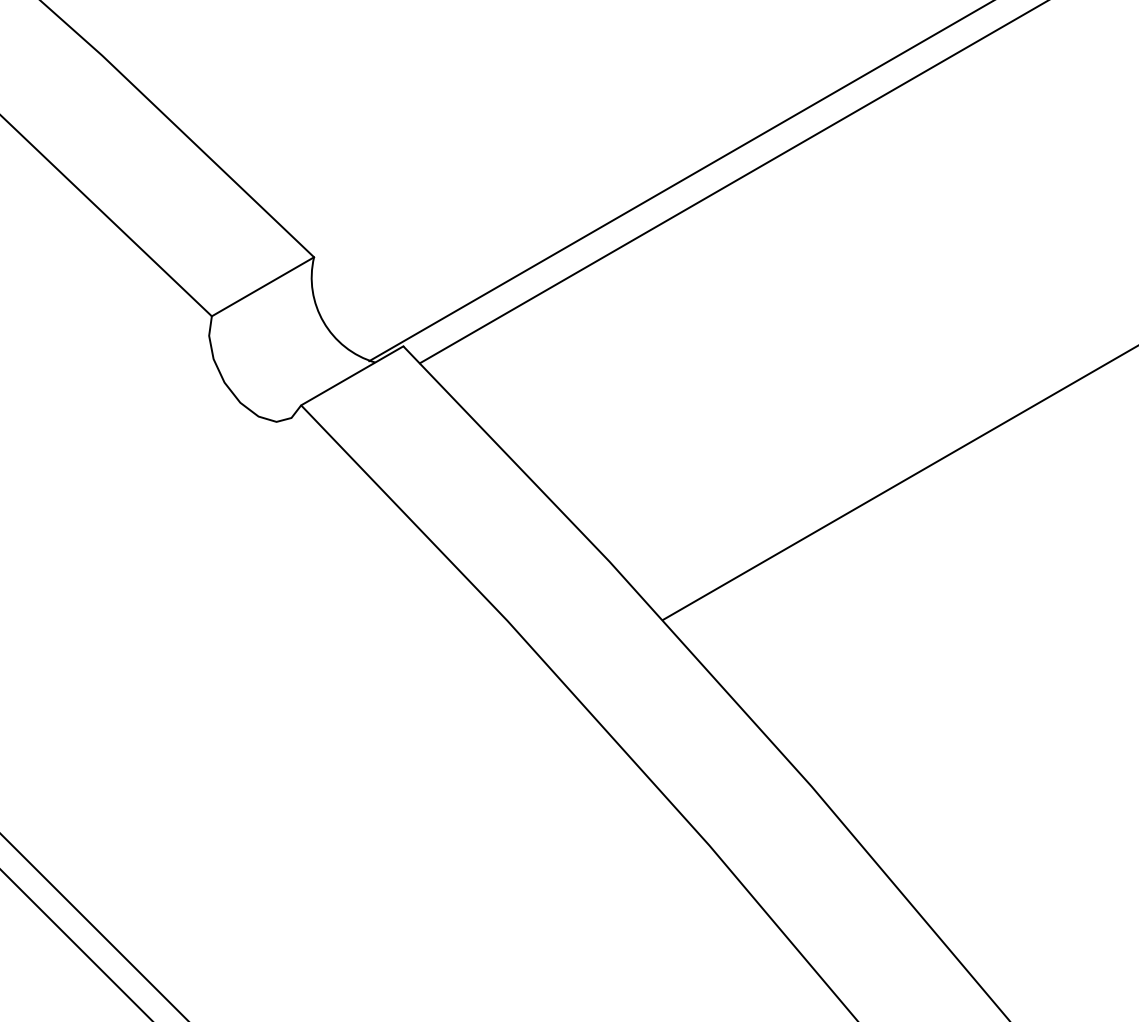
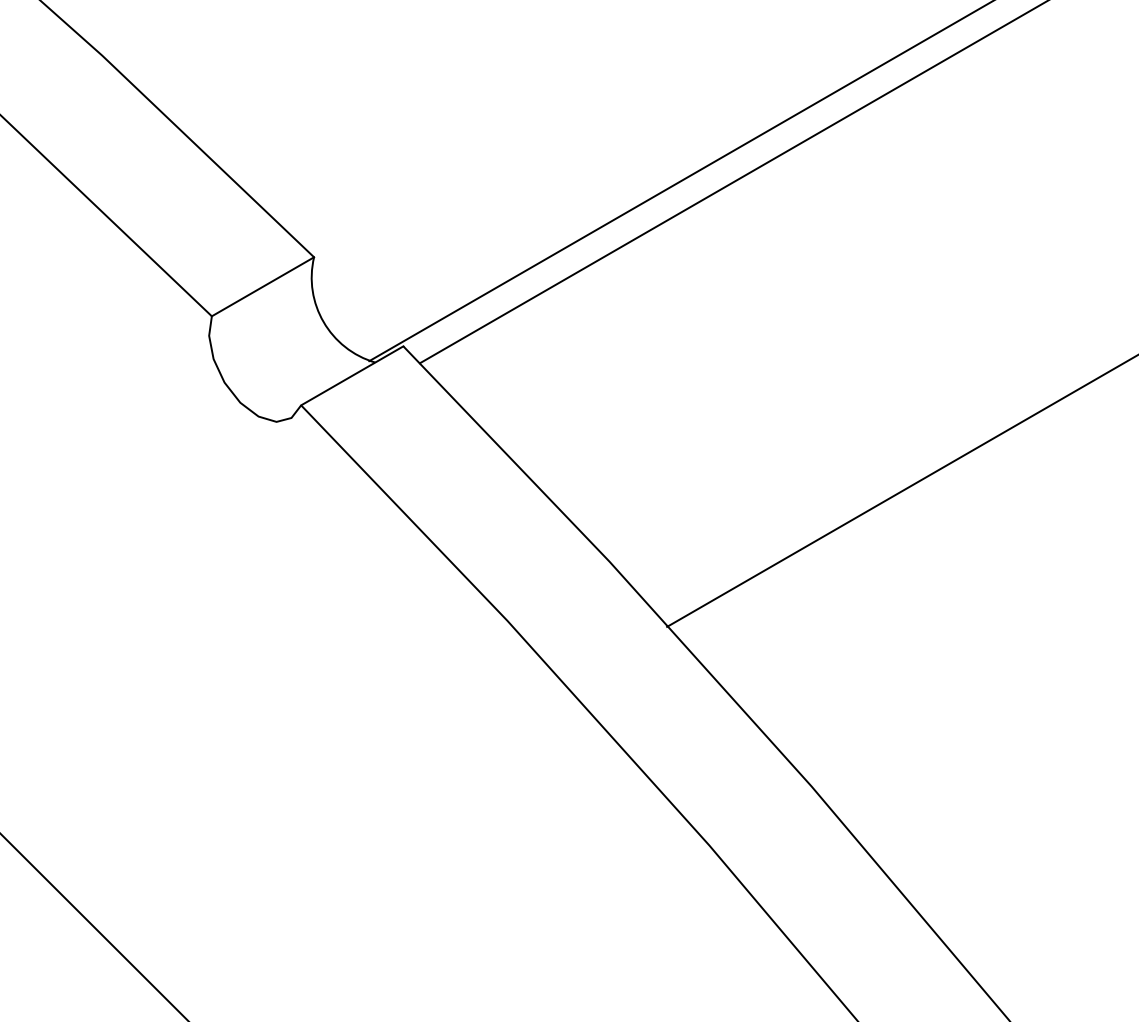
line position: (899, 483) -> (901, 491) (901, 491)
line: present -> none (76, 944)
